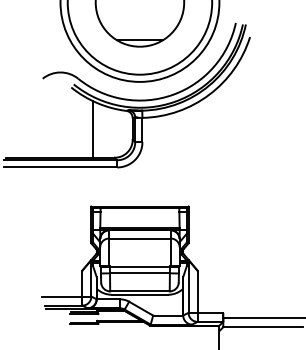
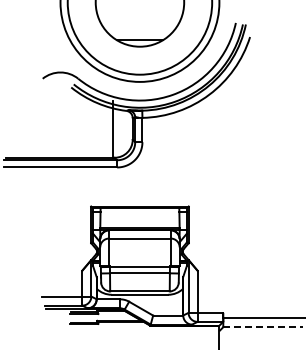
line position: (93, 129) -> (113, 129) (113, 129)
line: solid -> dashed (262, 327)
